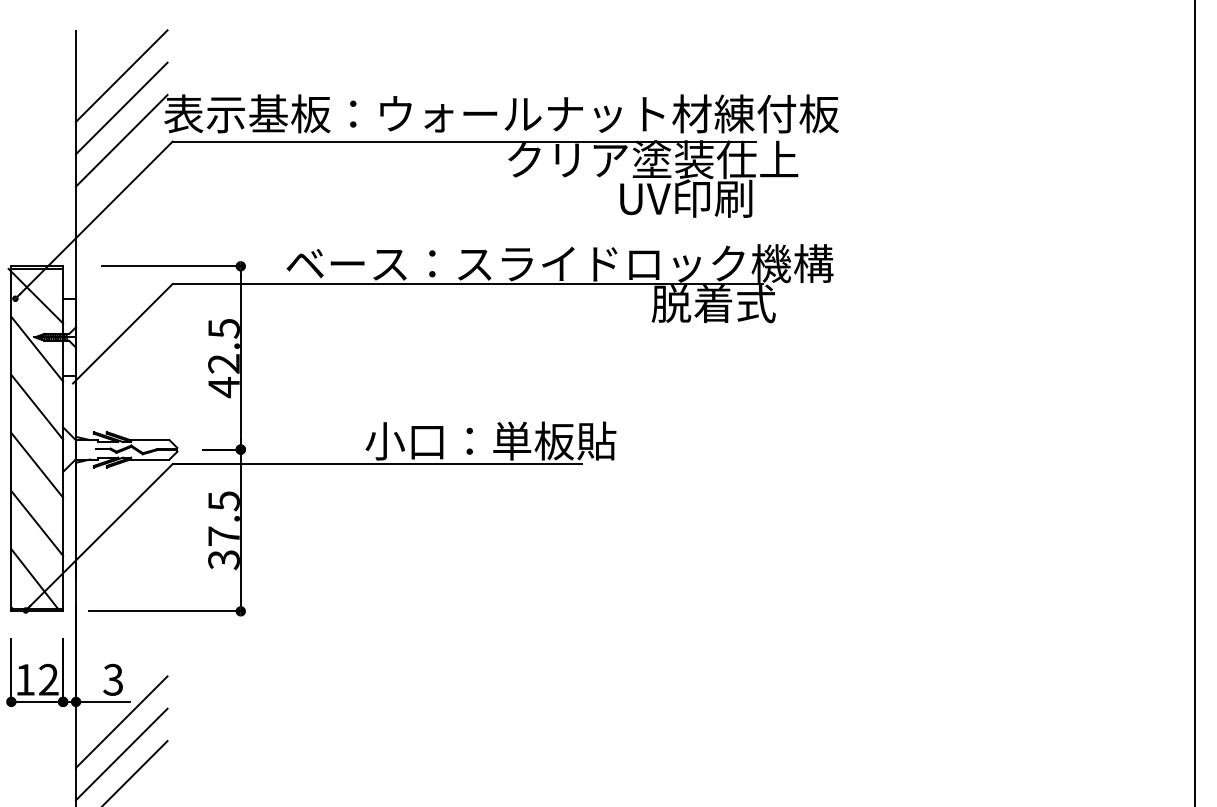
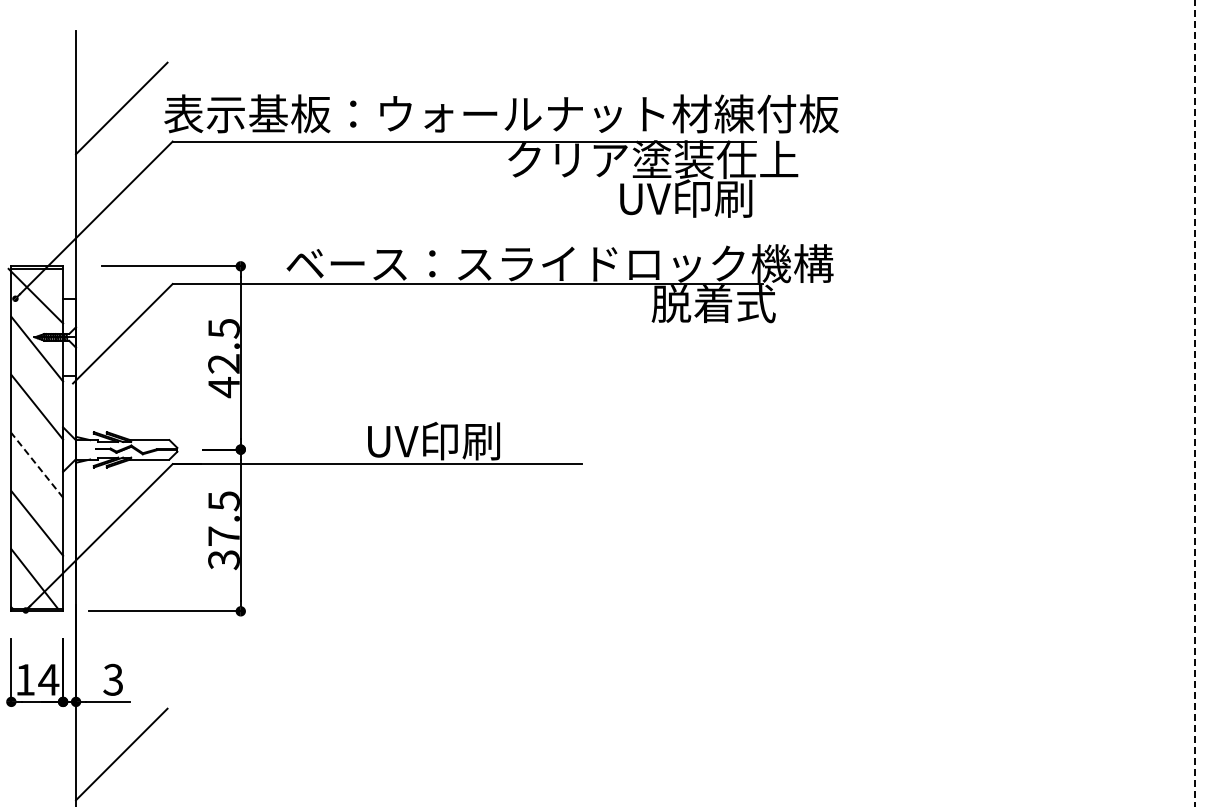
line: present -> none (121, 75)
line: present -> none (121, 140)
line: solid -> dashed (1195, 403)
text: 小口：単板貼 -> UV印刷 (490, 440)
line: solid -> dashed (36, 464)
text: 12 -> 14 (48, 679)
line: present -> none (121, 721)
line: present -> none (136, 772)
